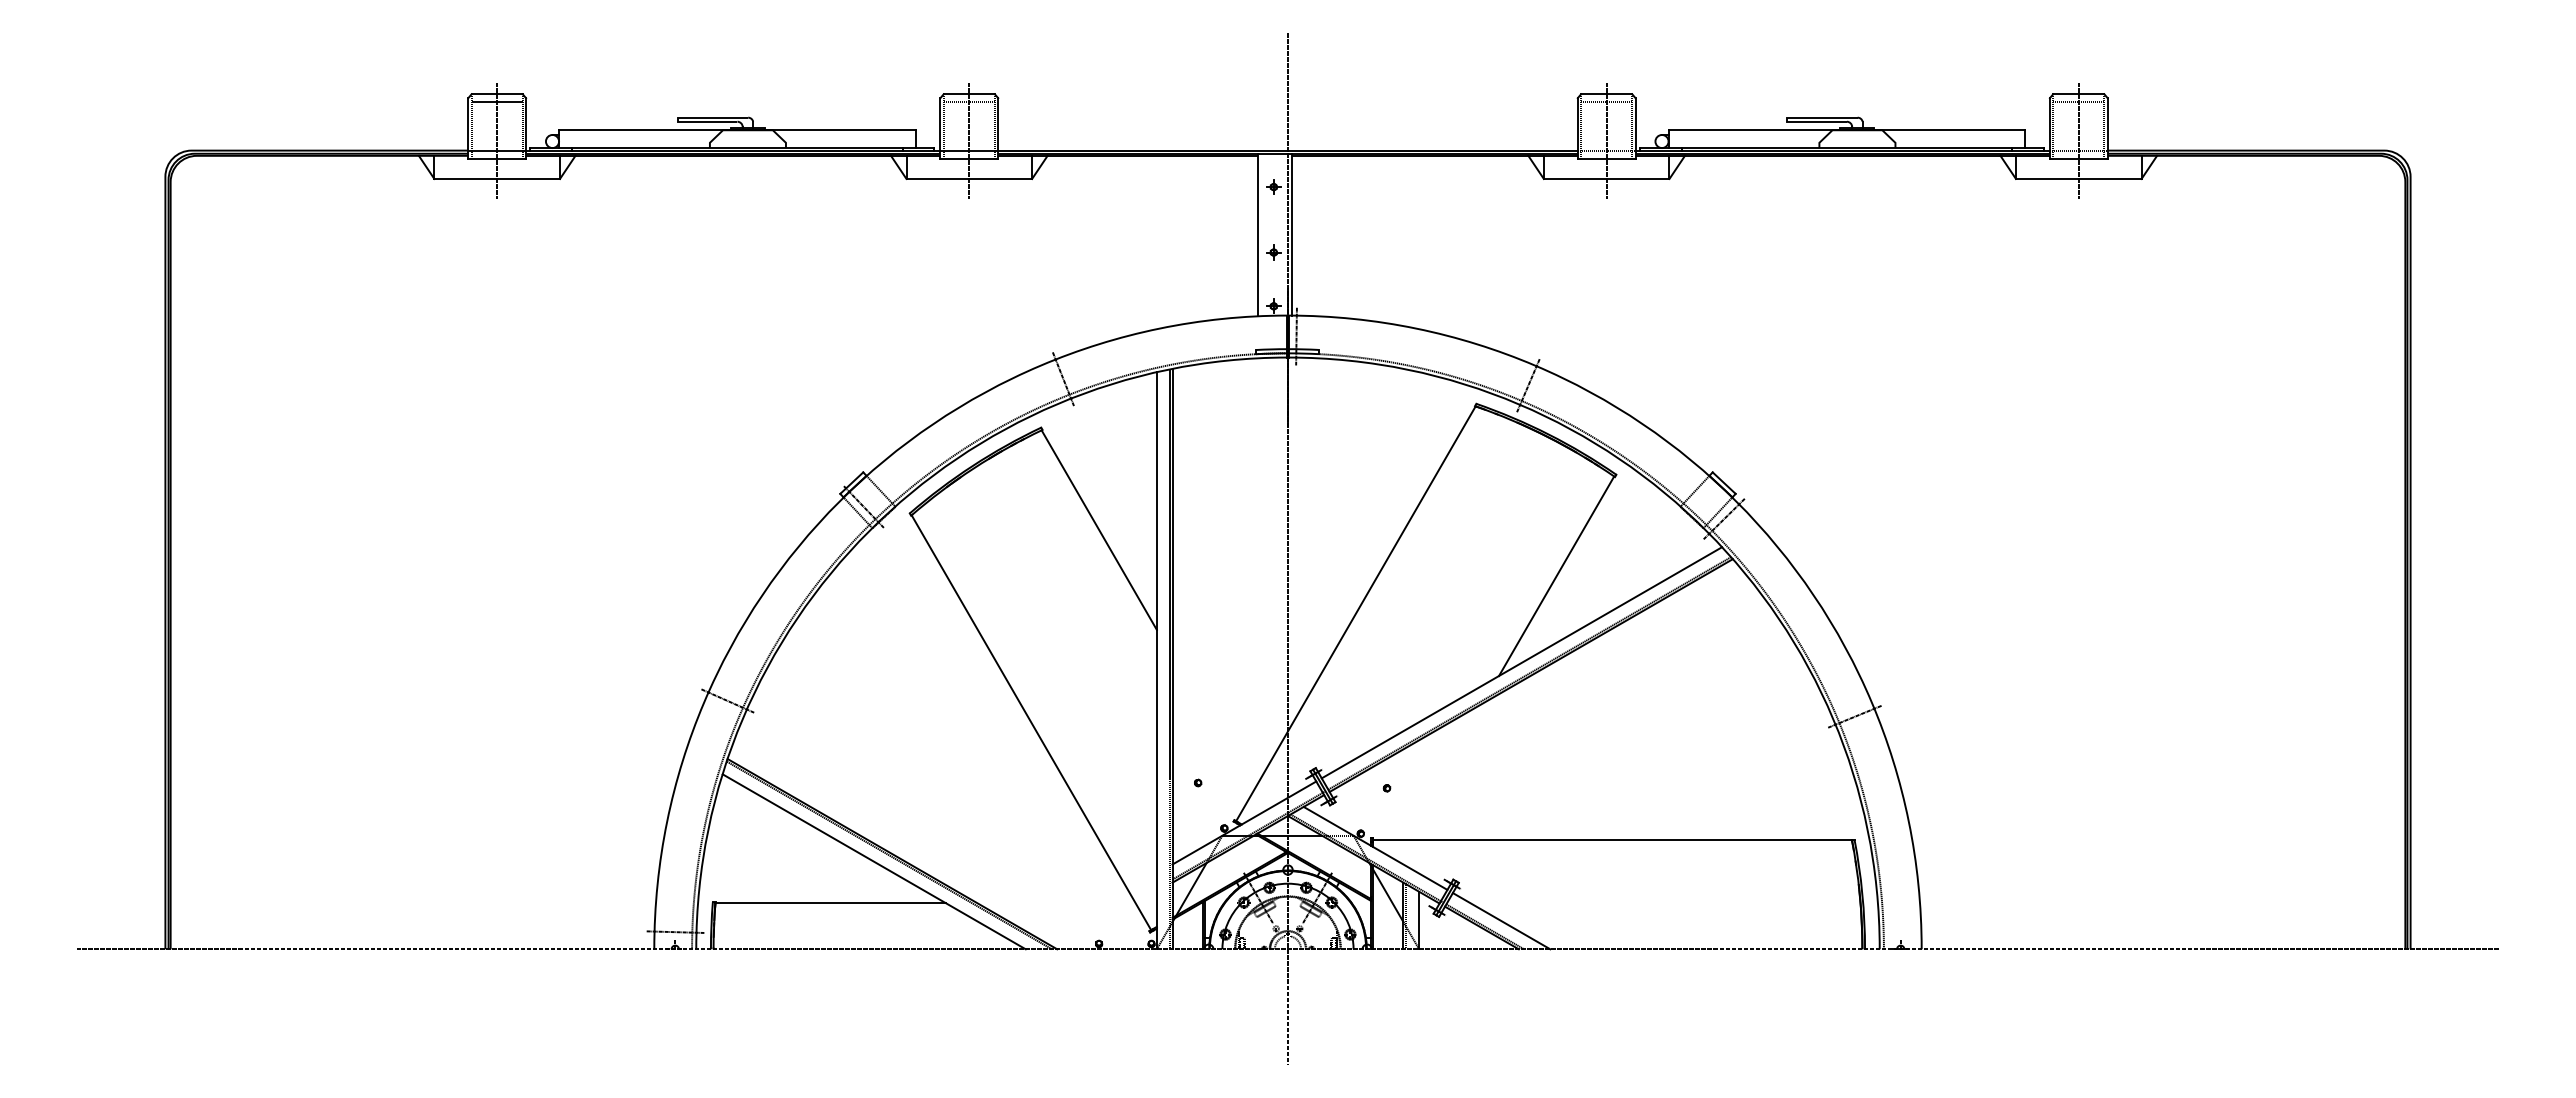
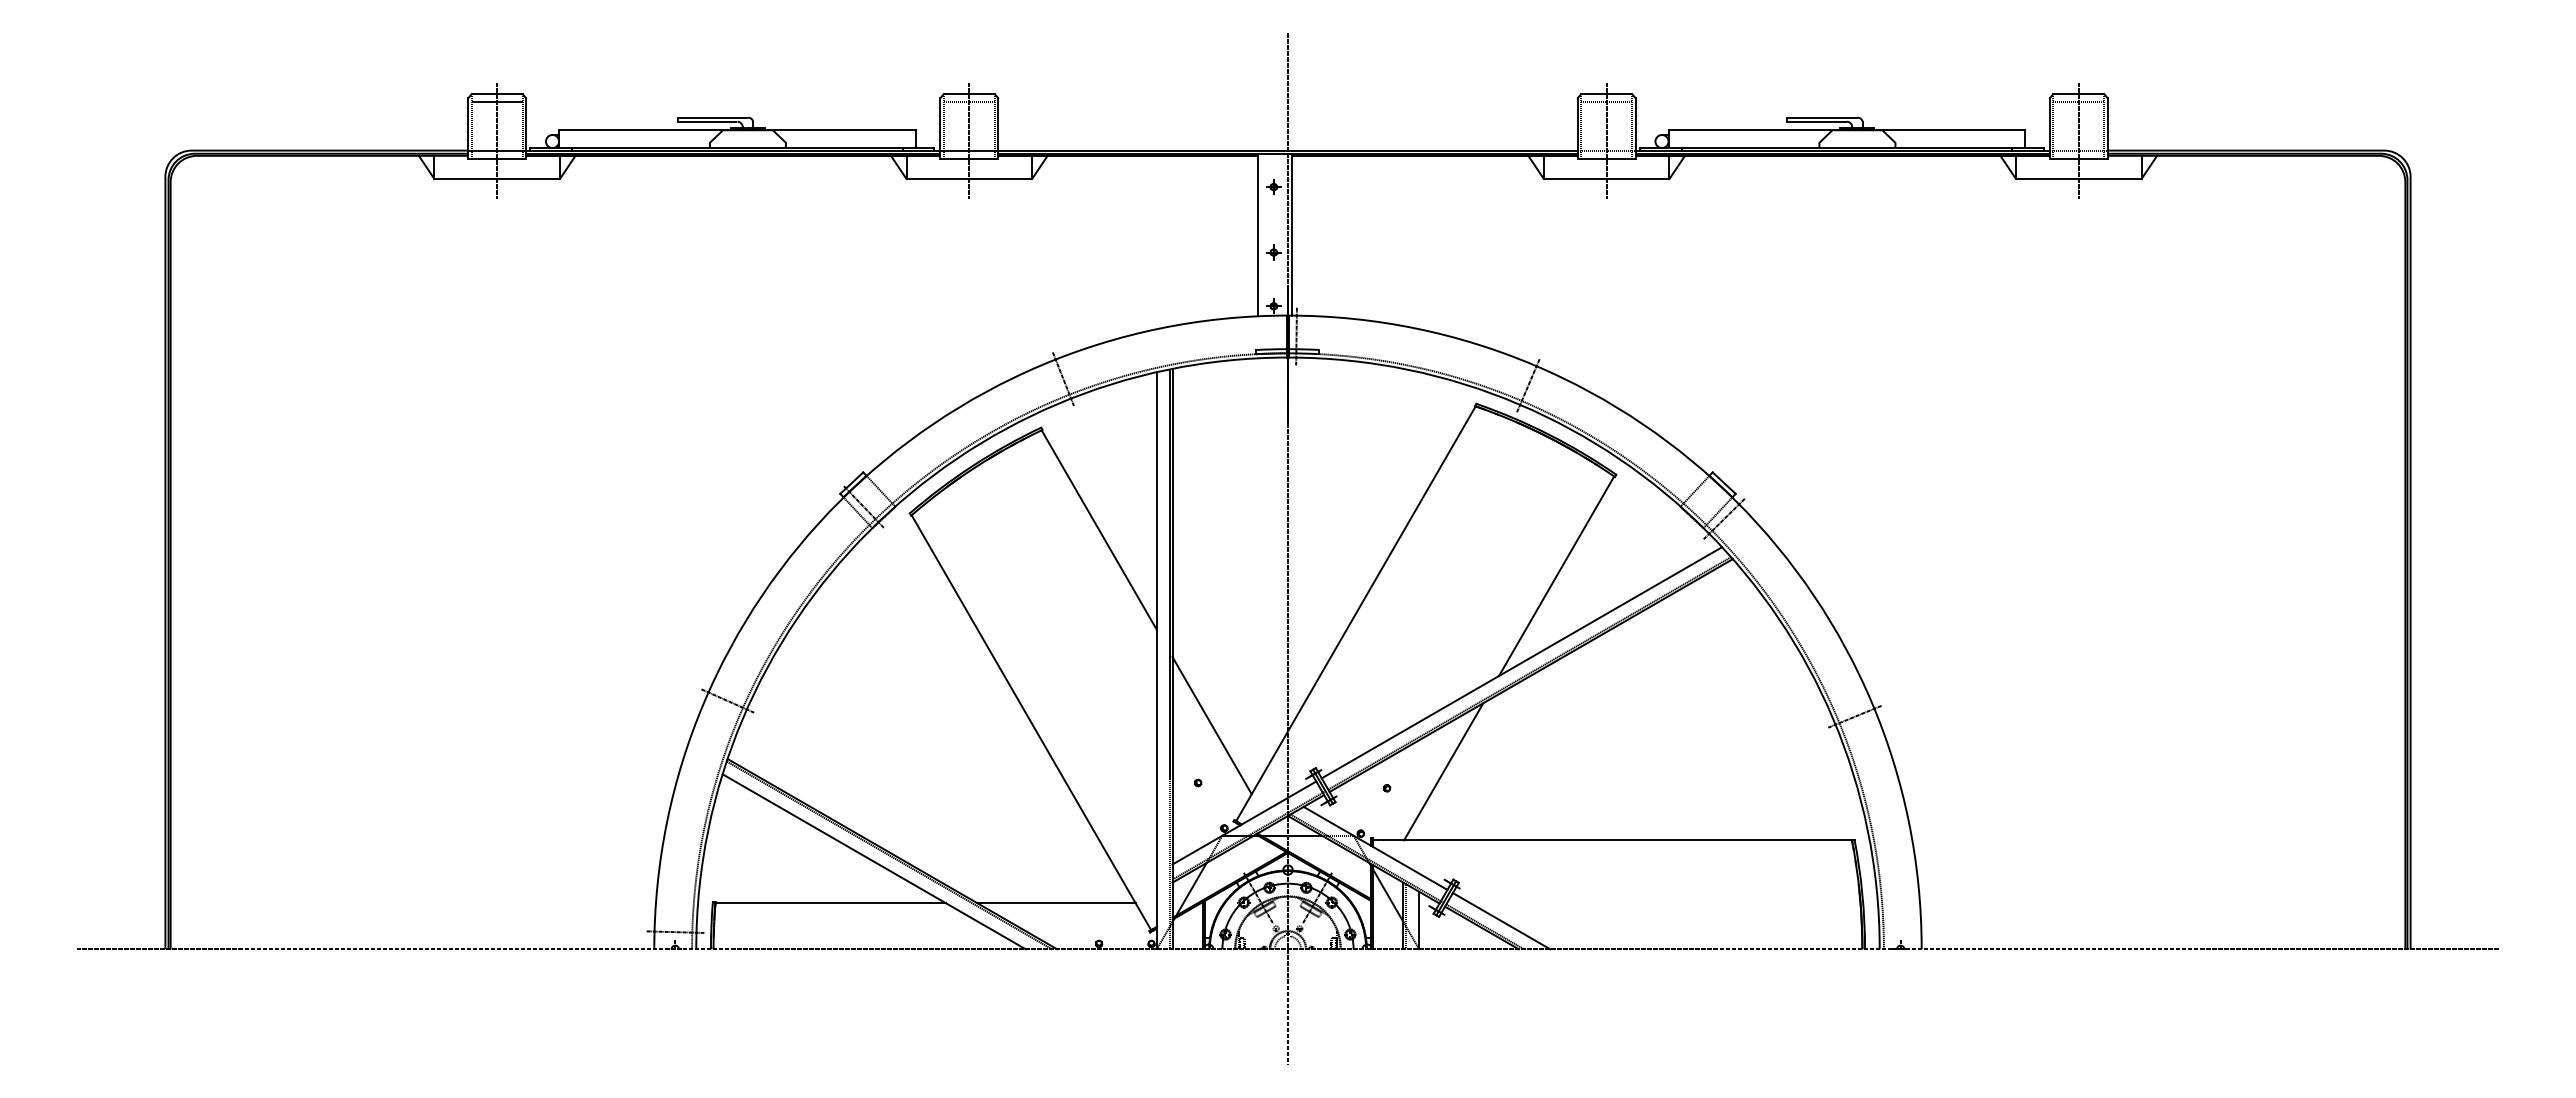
line: none -> present (1211, 725)
line: none -> present (1443, 771)
line: none -> present (1056, 903)
